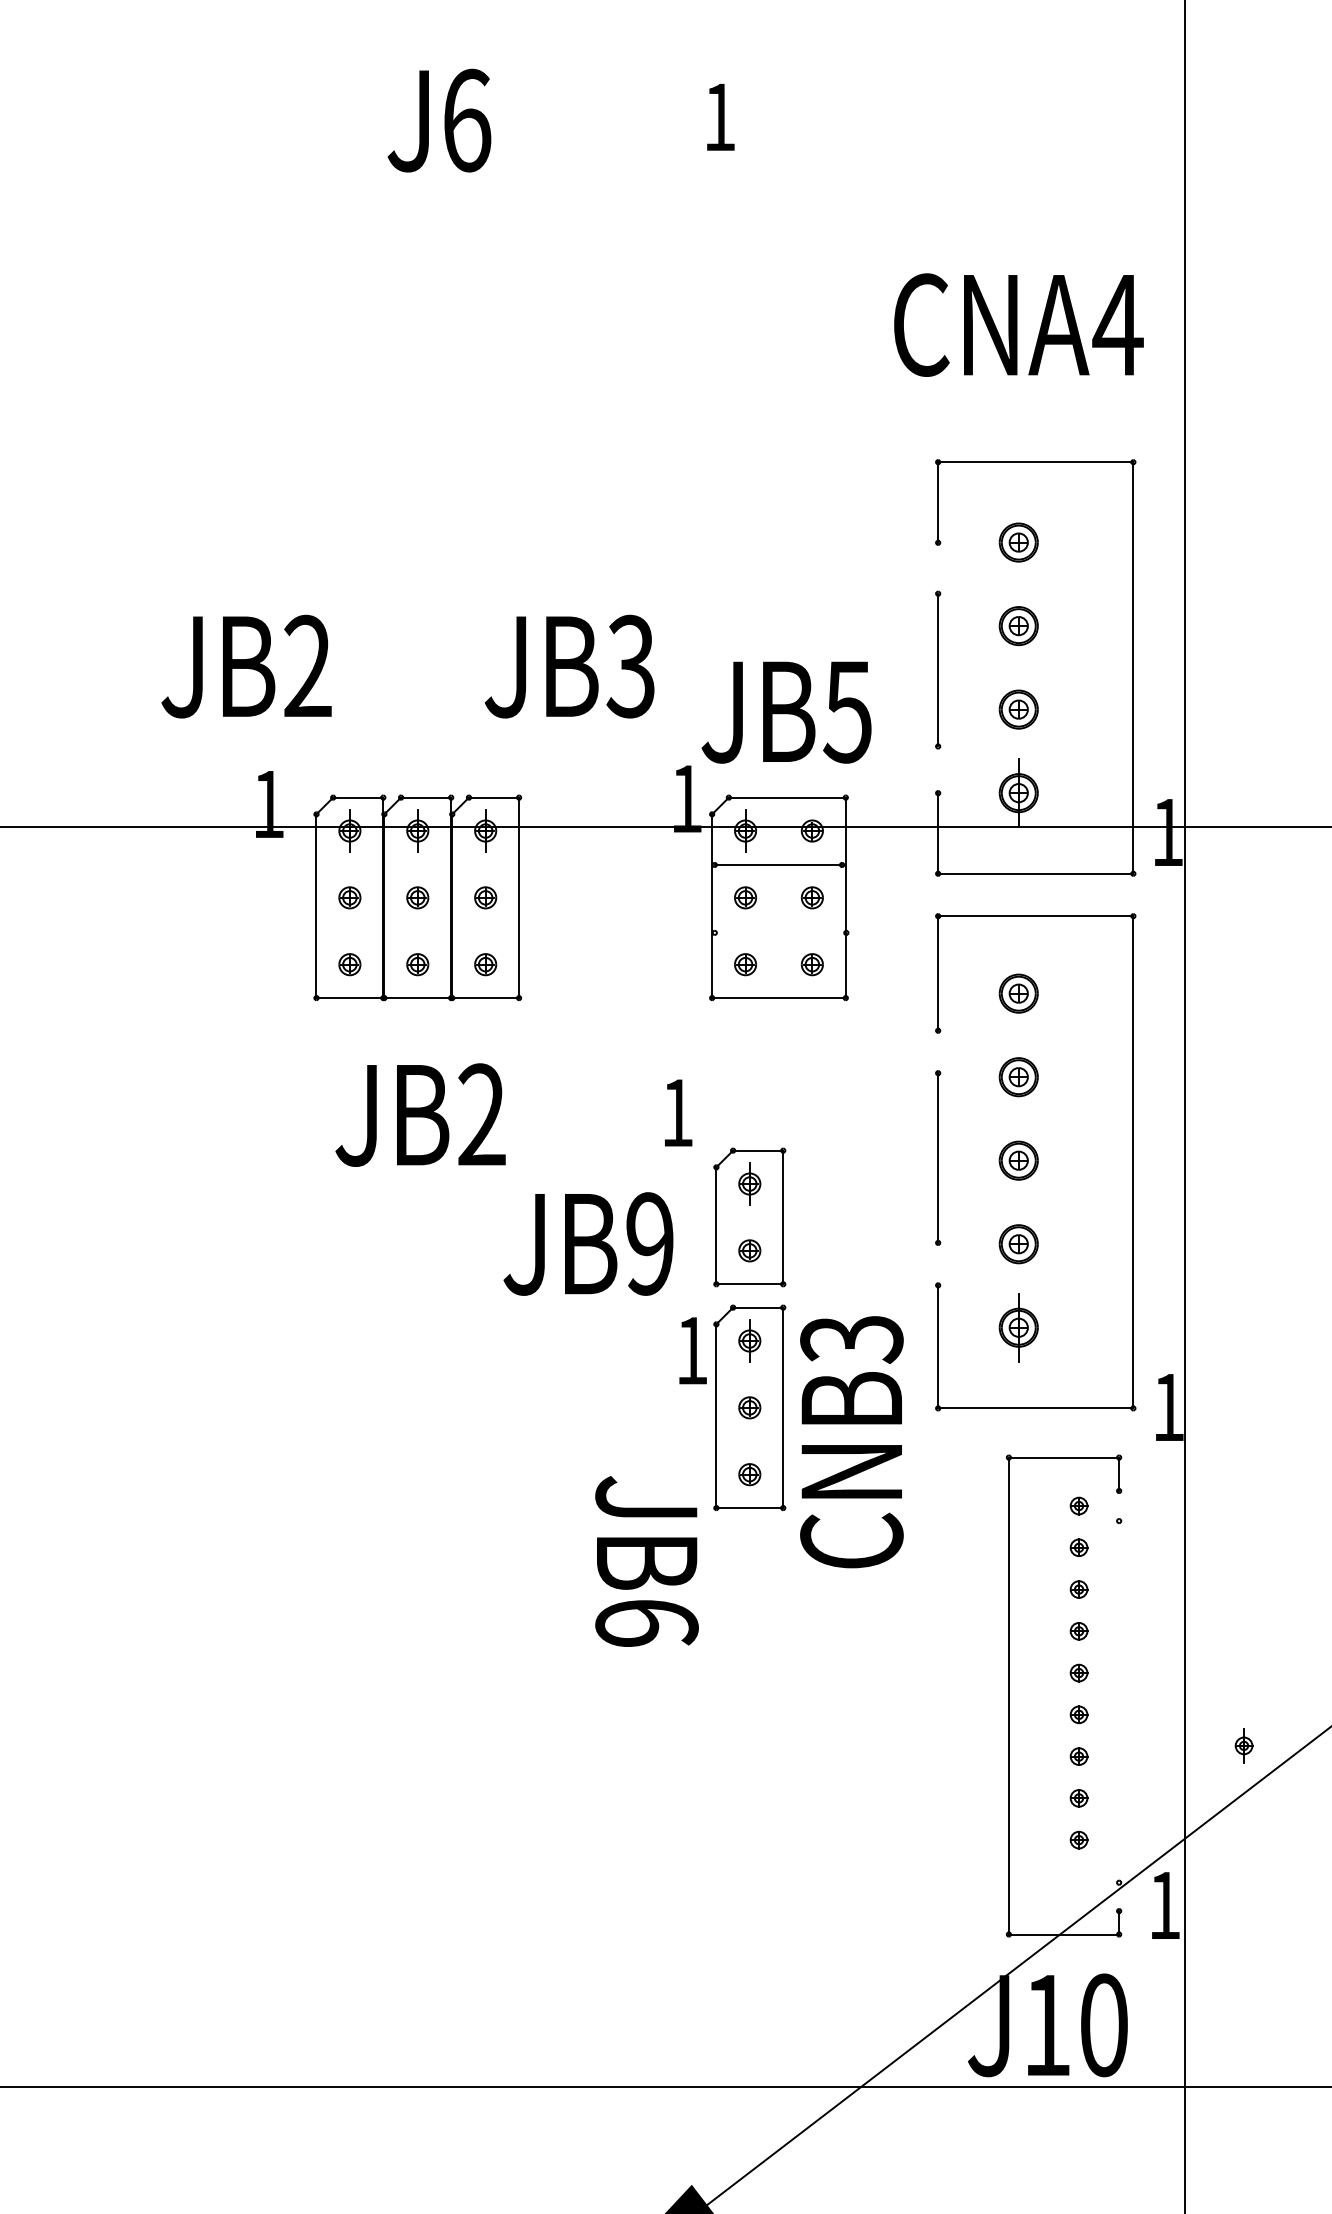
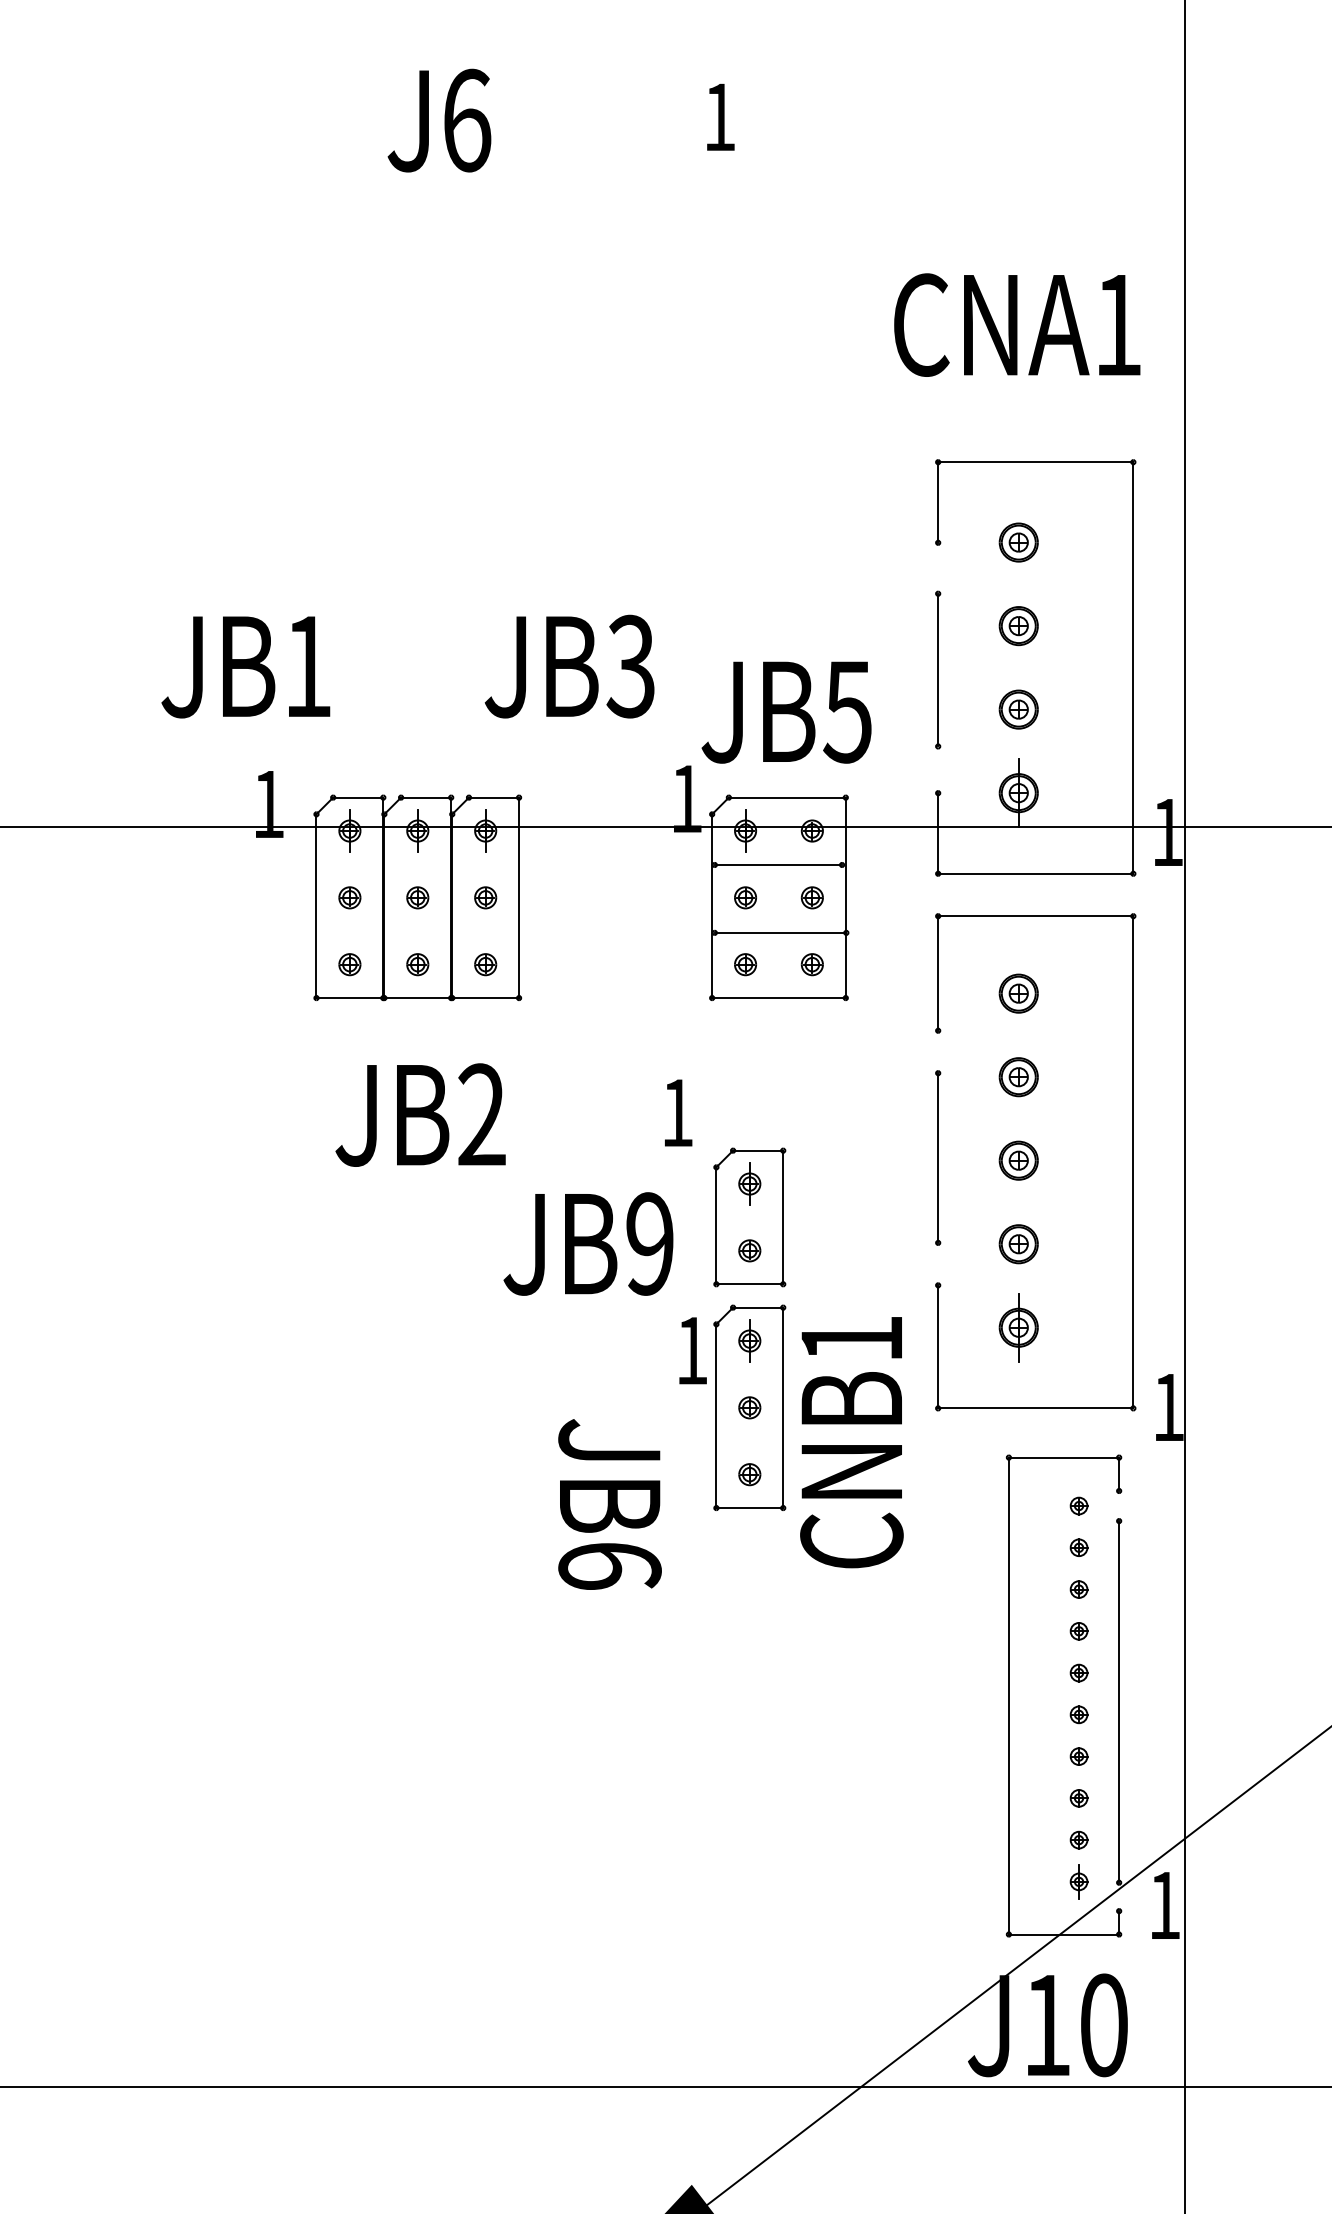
text: CNA4 -> CNA1 (1117, 325)
text: JB2 -> JB1 (307, 665)
line: none -> present (780, 932)
text: CNB3 -> CNB1 (851, 1339)
text position: (646, 1561) -> (609, 1504) (609, 1504)
line: none -> present (1119, 1701)
part position: (1243, 1745) -> (1078, 1881) (1078, 1881)
